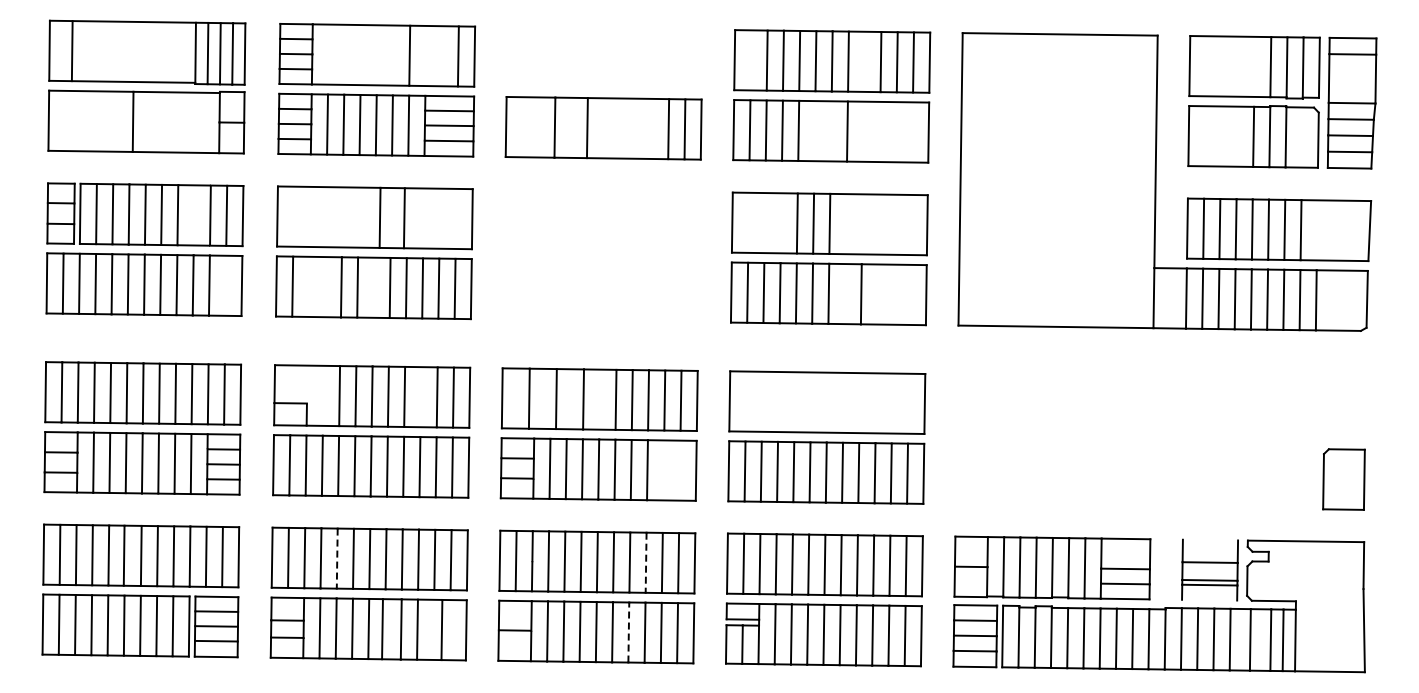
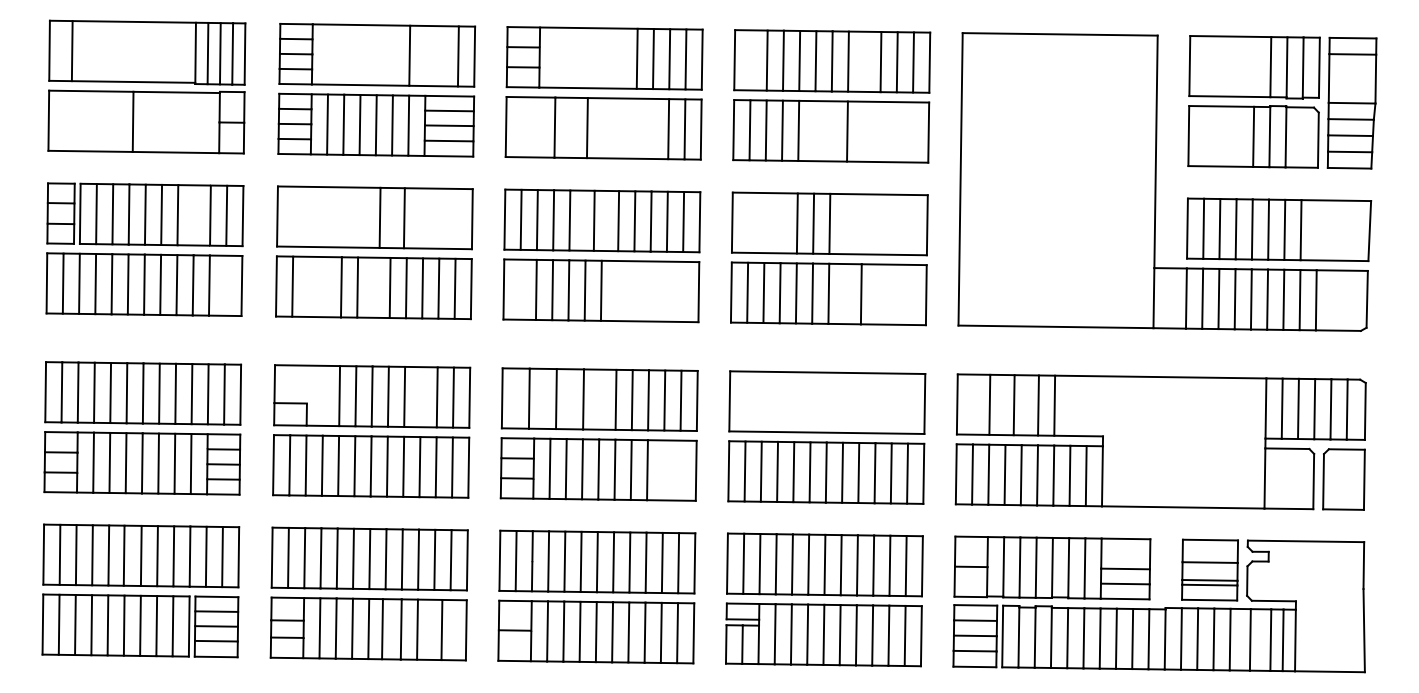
part: none -> present (604, 58)
part: none -> present (601, 255)
part: none -> present (1160, 441)
line: none -> present (1210, 539)
line: dashed -> solid (337, 559)
line: dashed -> solid (646, 563)
line: none -> present (1209, 599)
line: dashed -> solid (628, 632)
